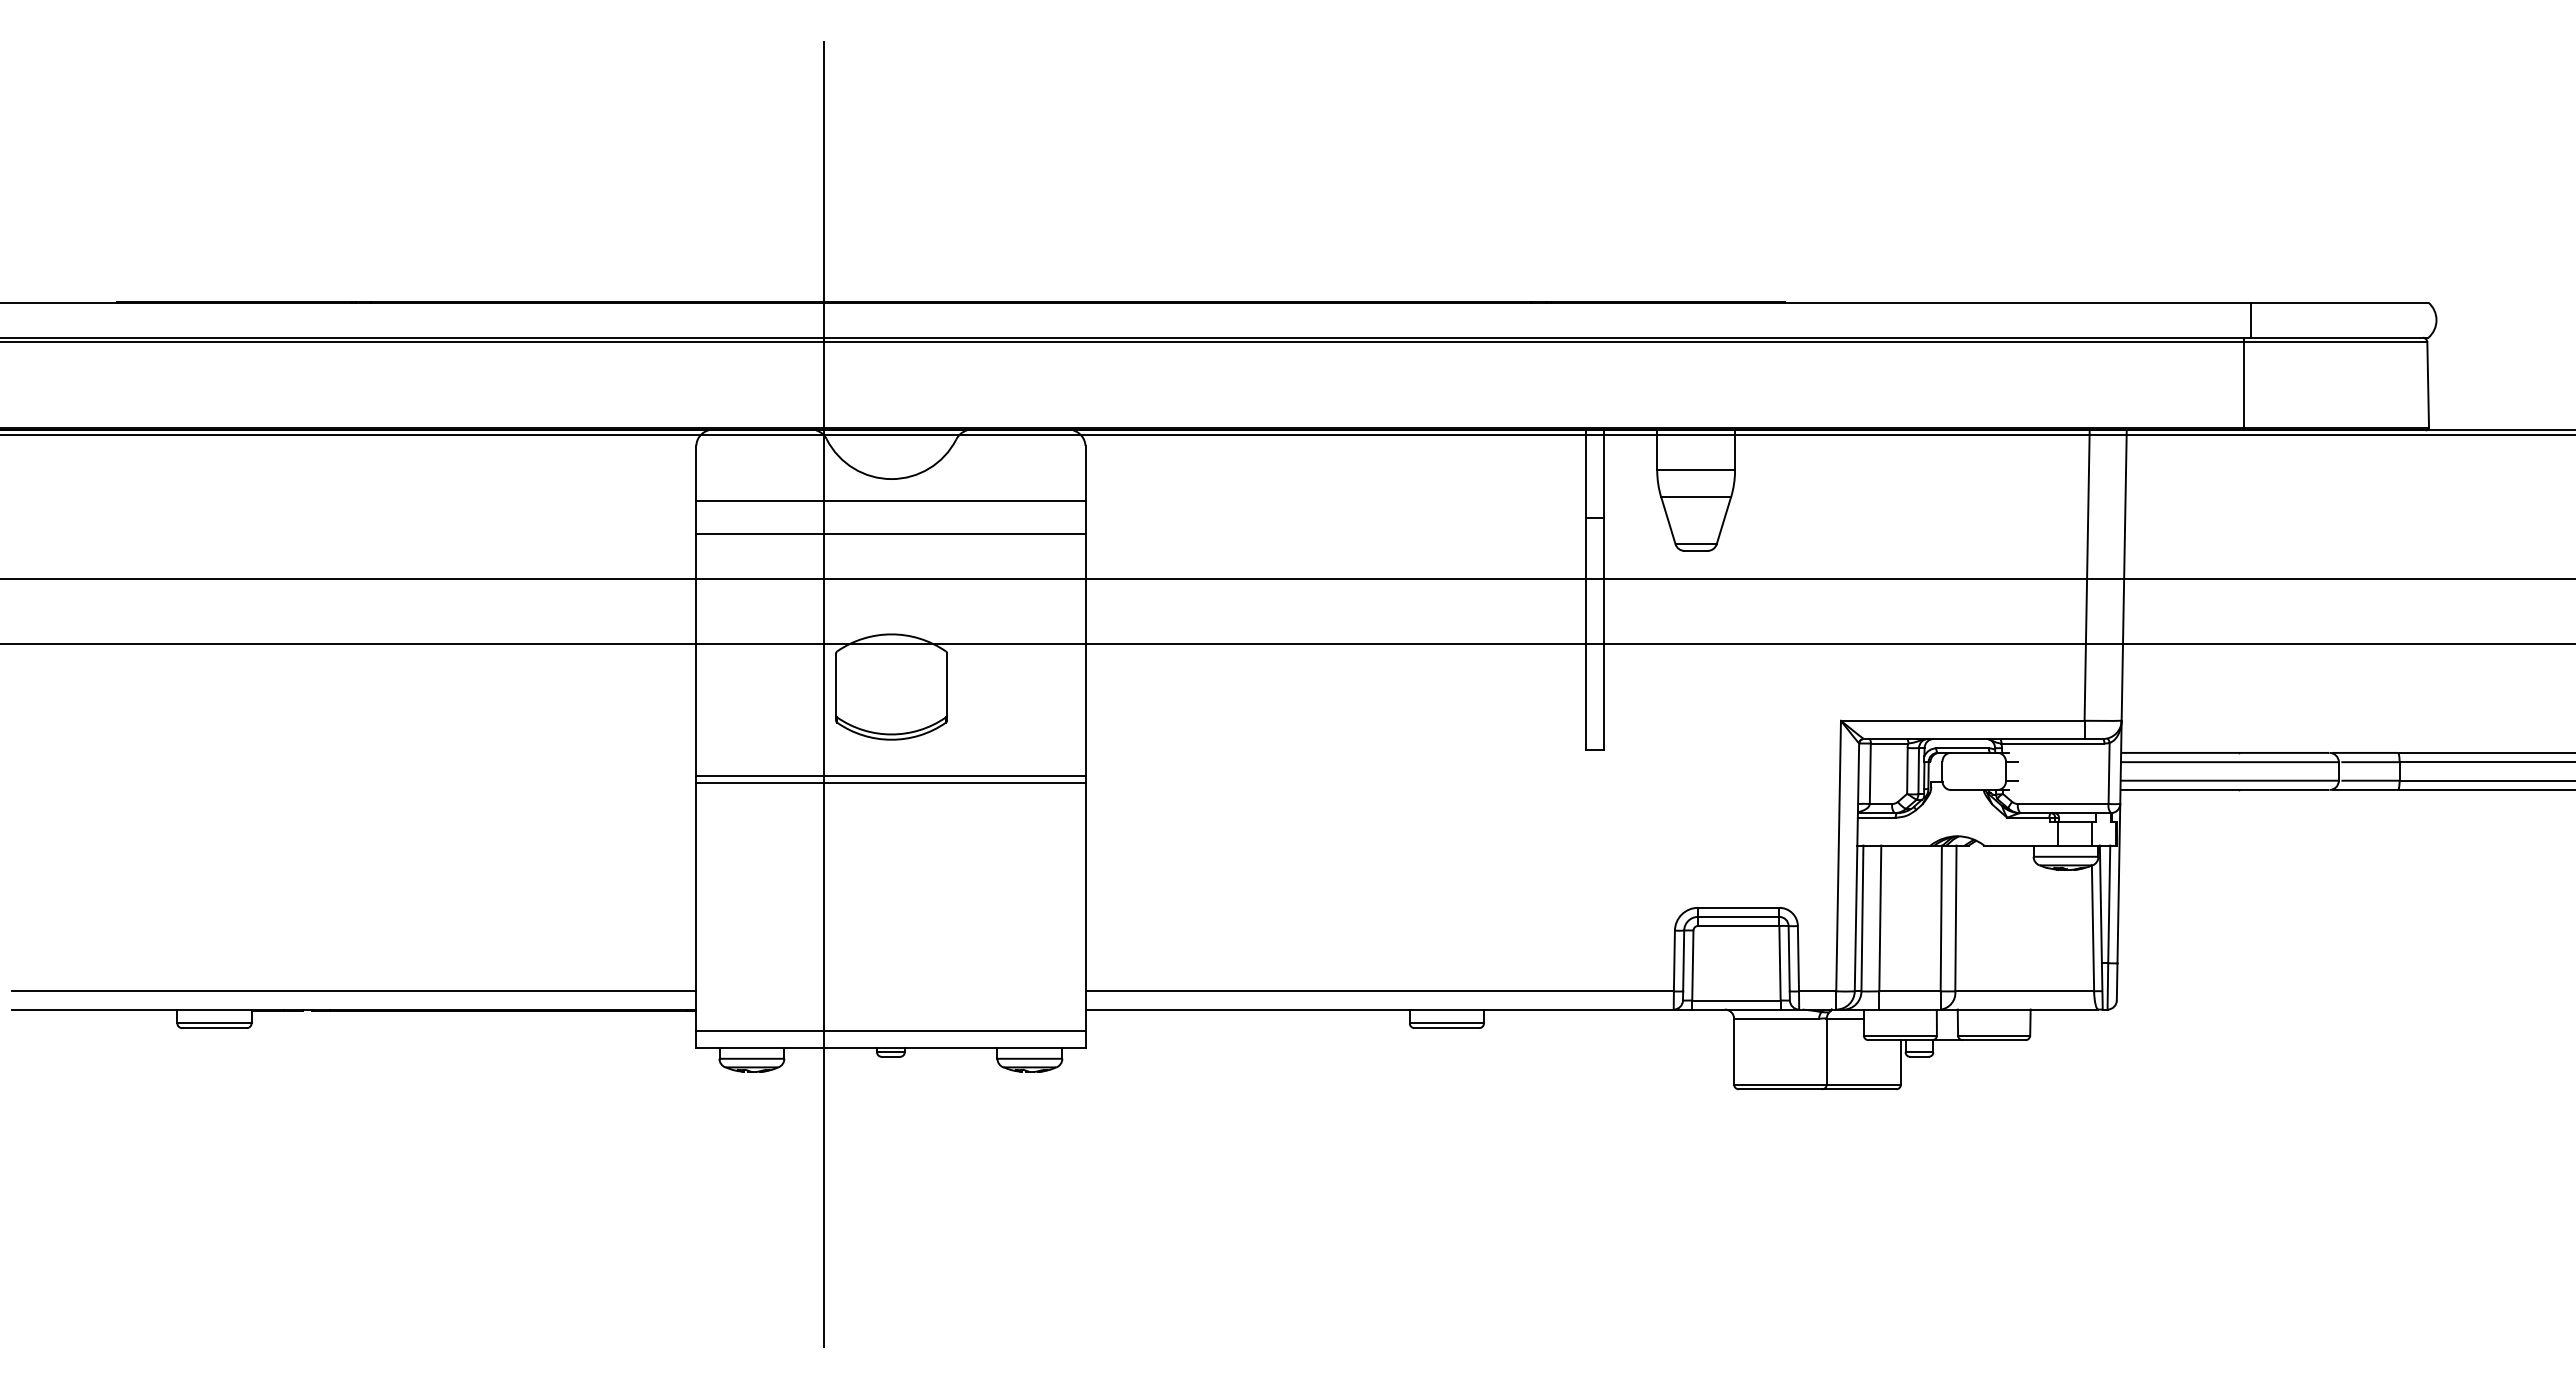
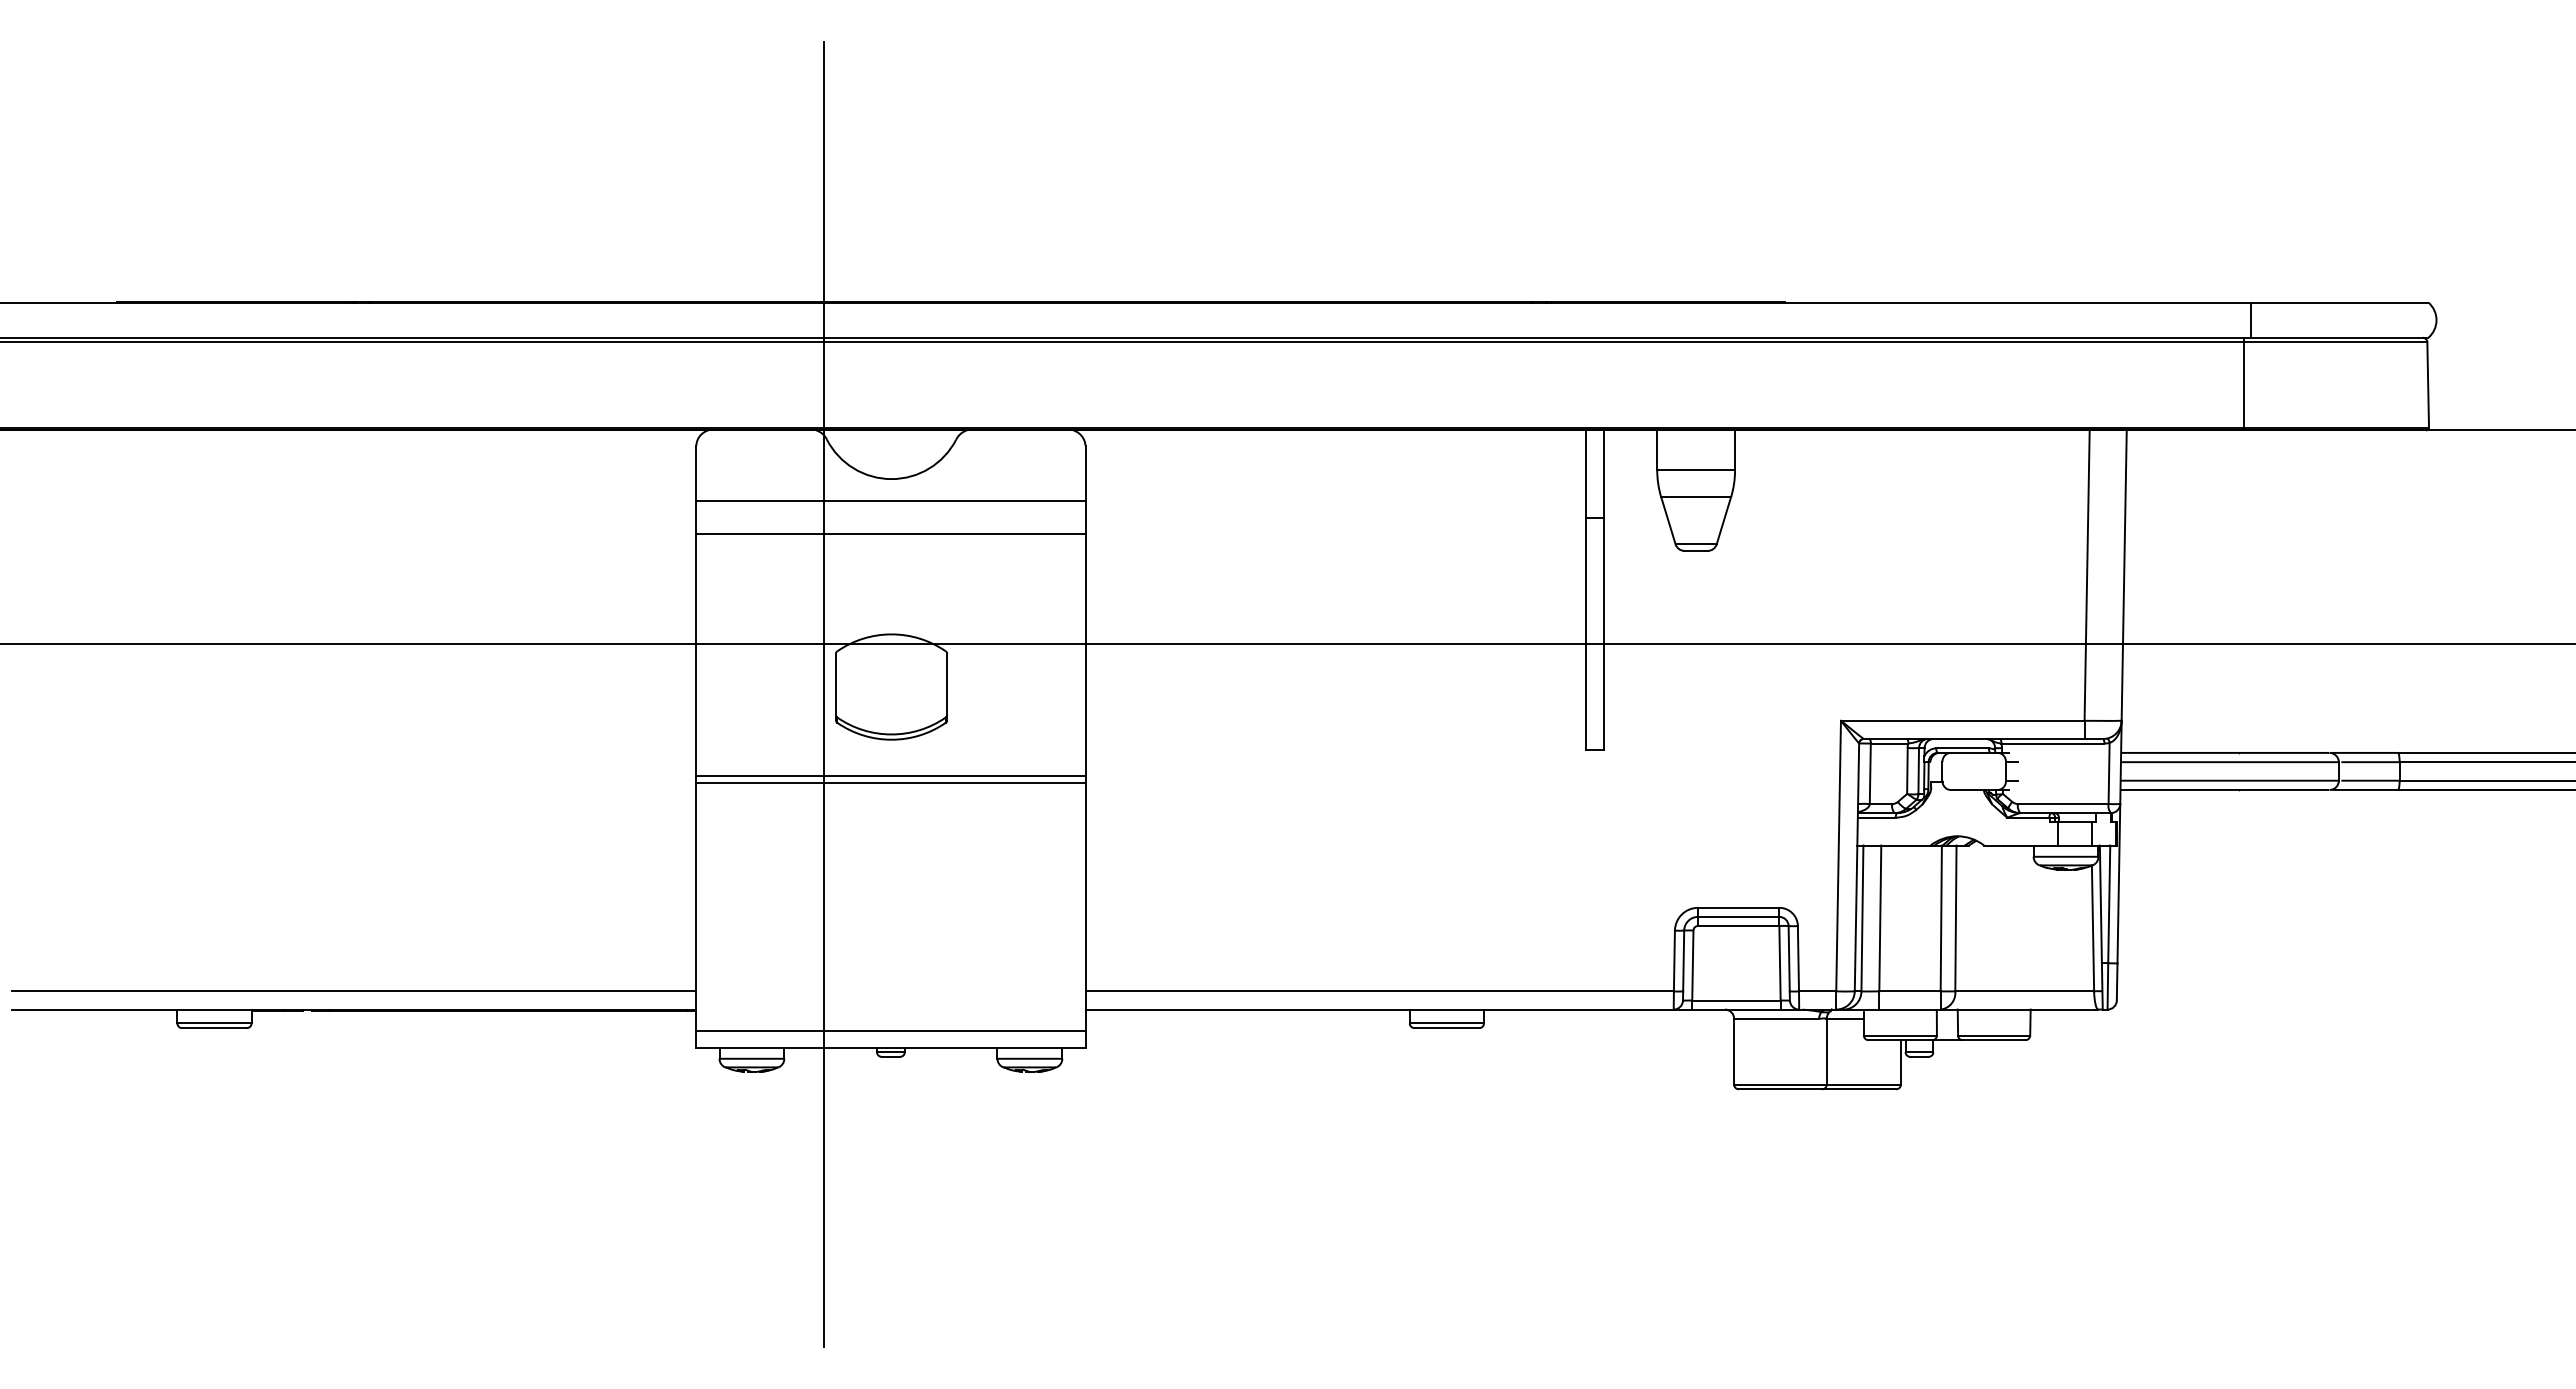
line: present -> none (1287, 435)
line: present -> none (1287, 578)
